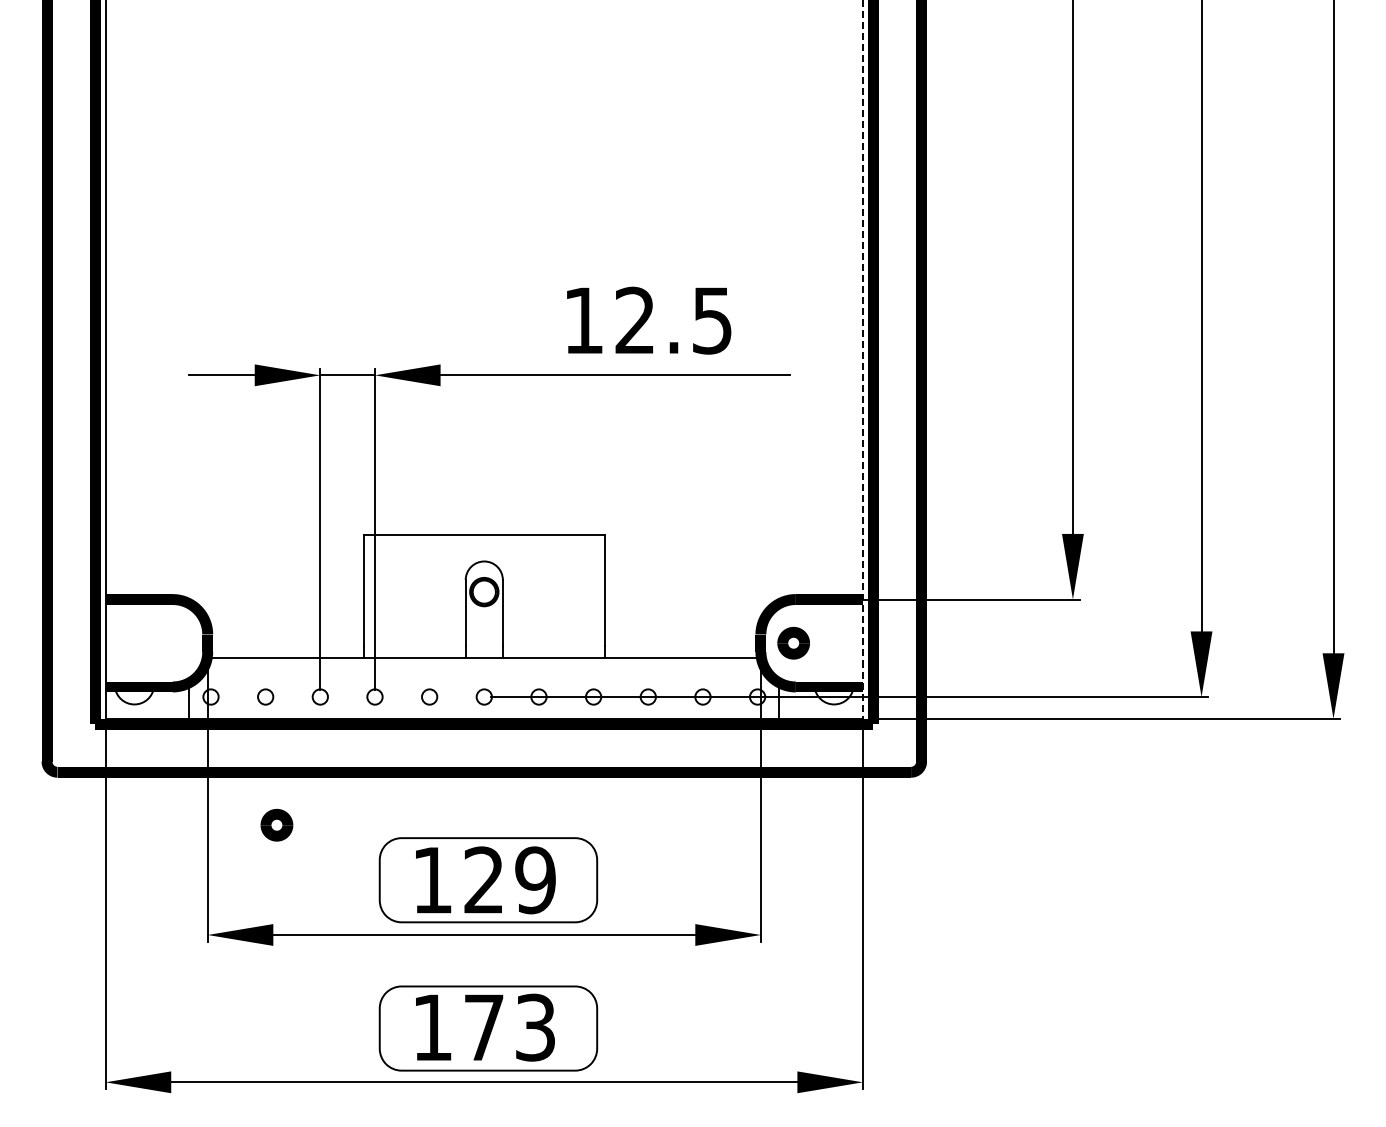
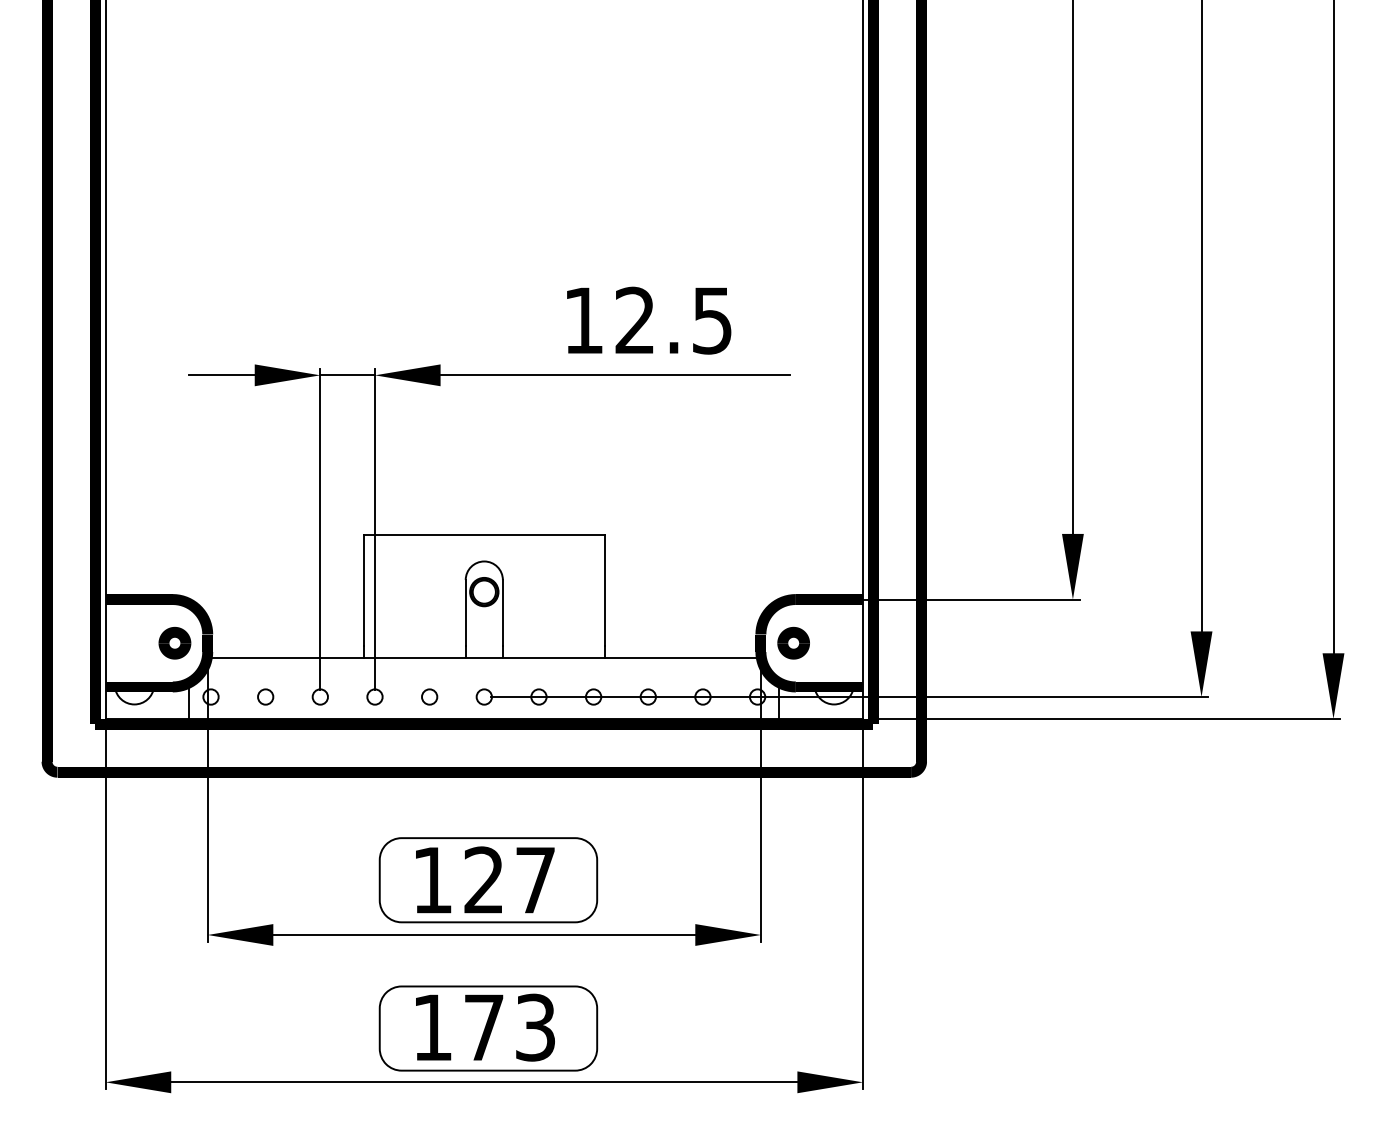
line: dashed -> solid (862, 360)
part position: (276, 824) -> (174, 642) (174, 642)
text: 129 -> 127 (535, 880)
